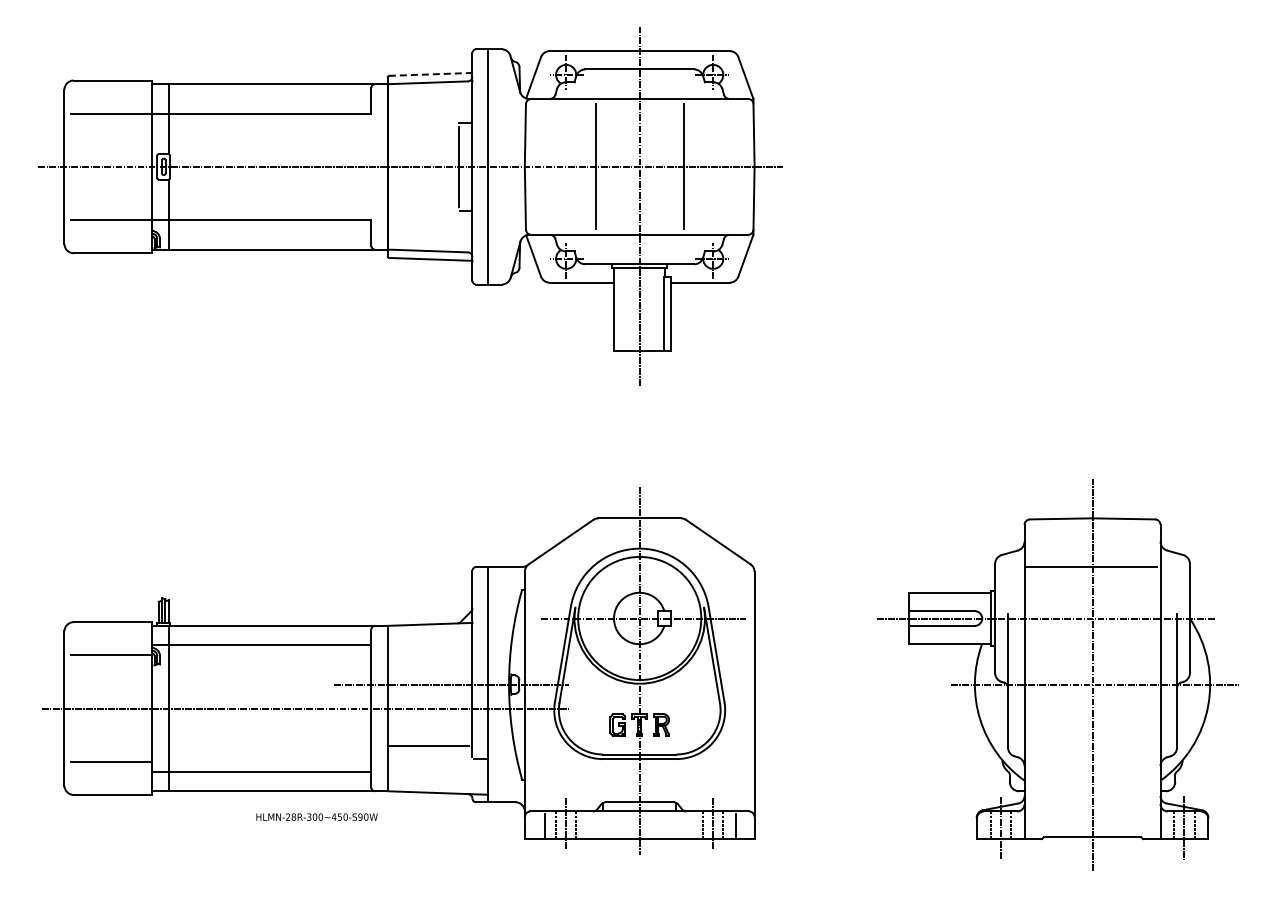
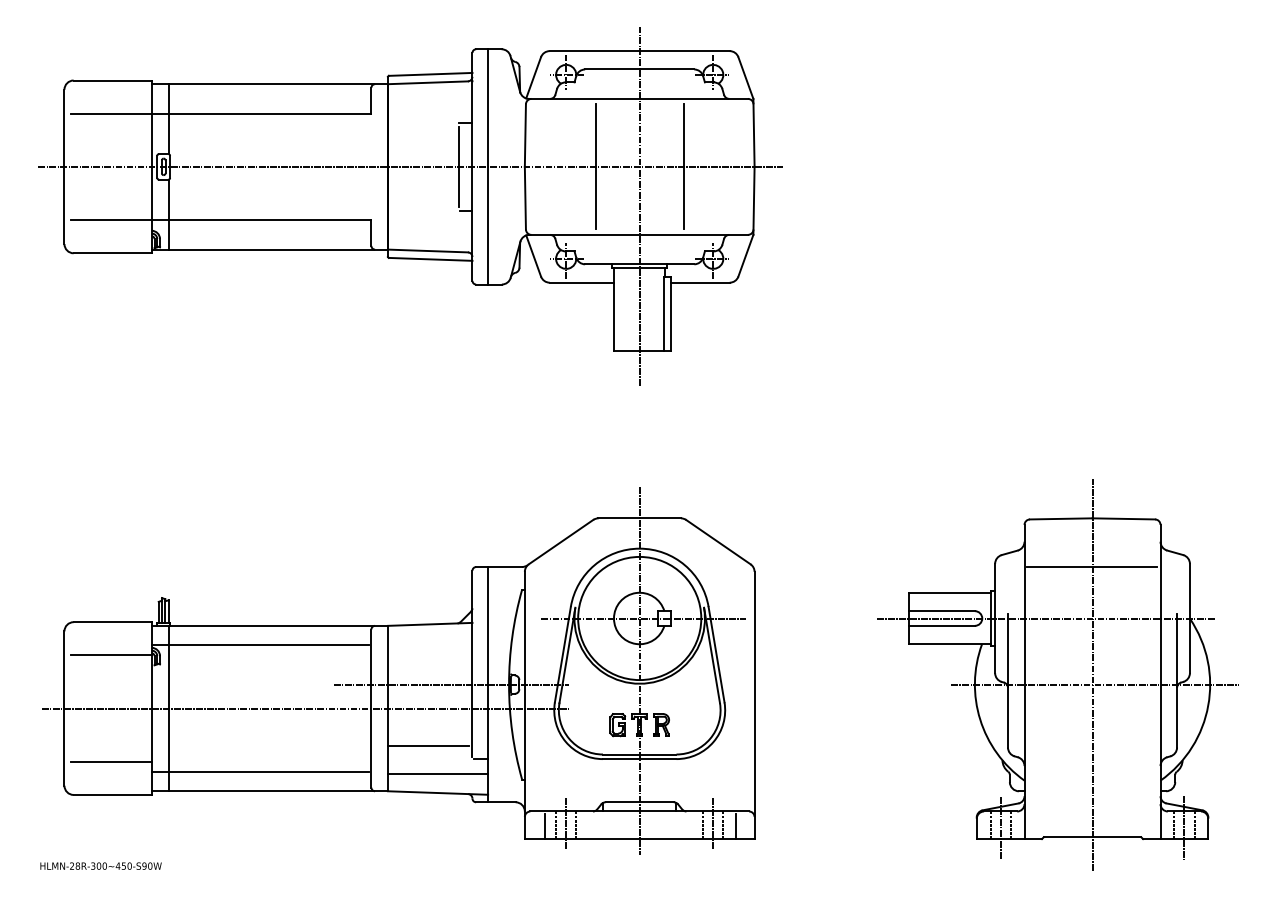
line: dashed -> solid (430, 74)
line: none -> present (437, 773)
text position: (316, 816) -> (100, 865) (100, 865)
